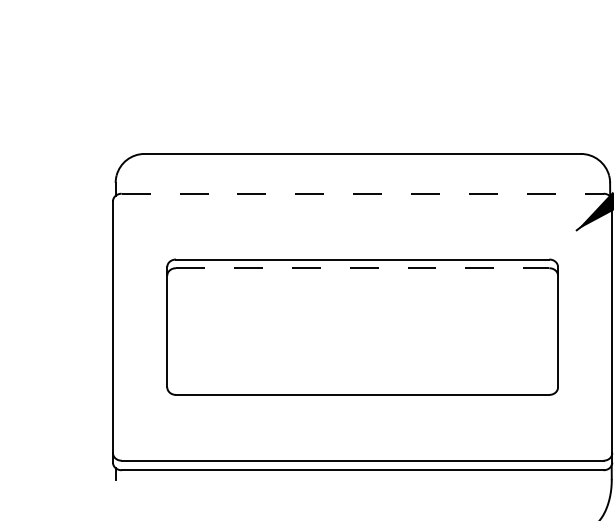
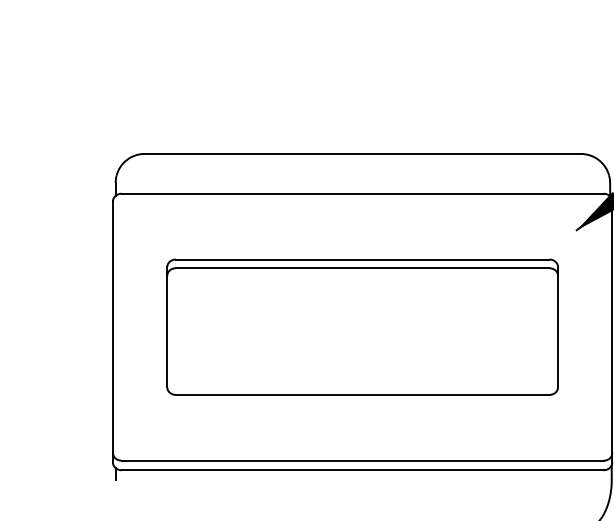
line: dashed -> solid (362, 193)
line: dashed -> solid (362, 268)
